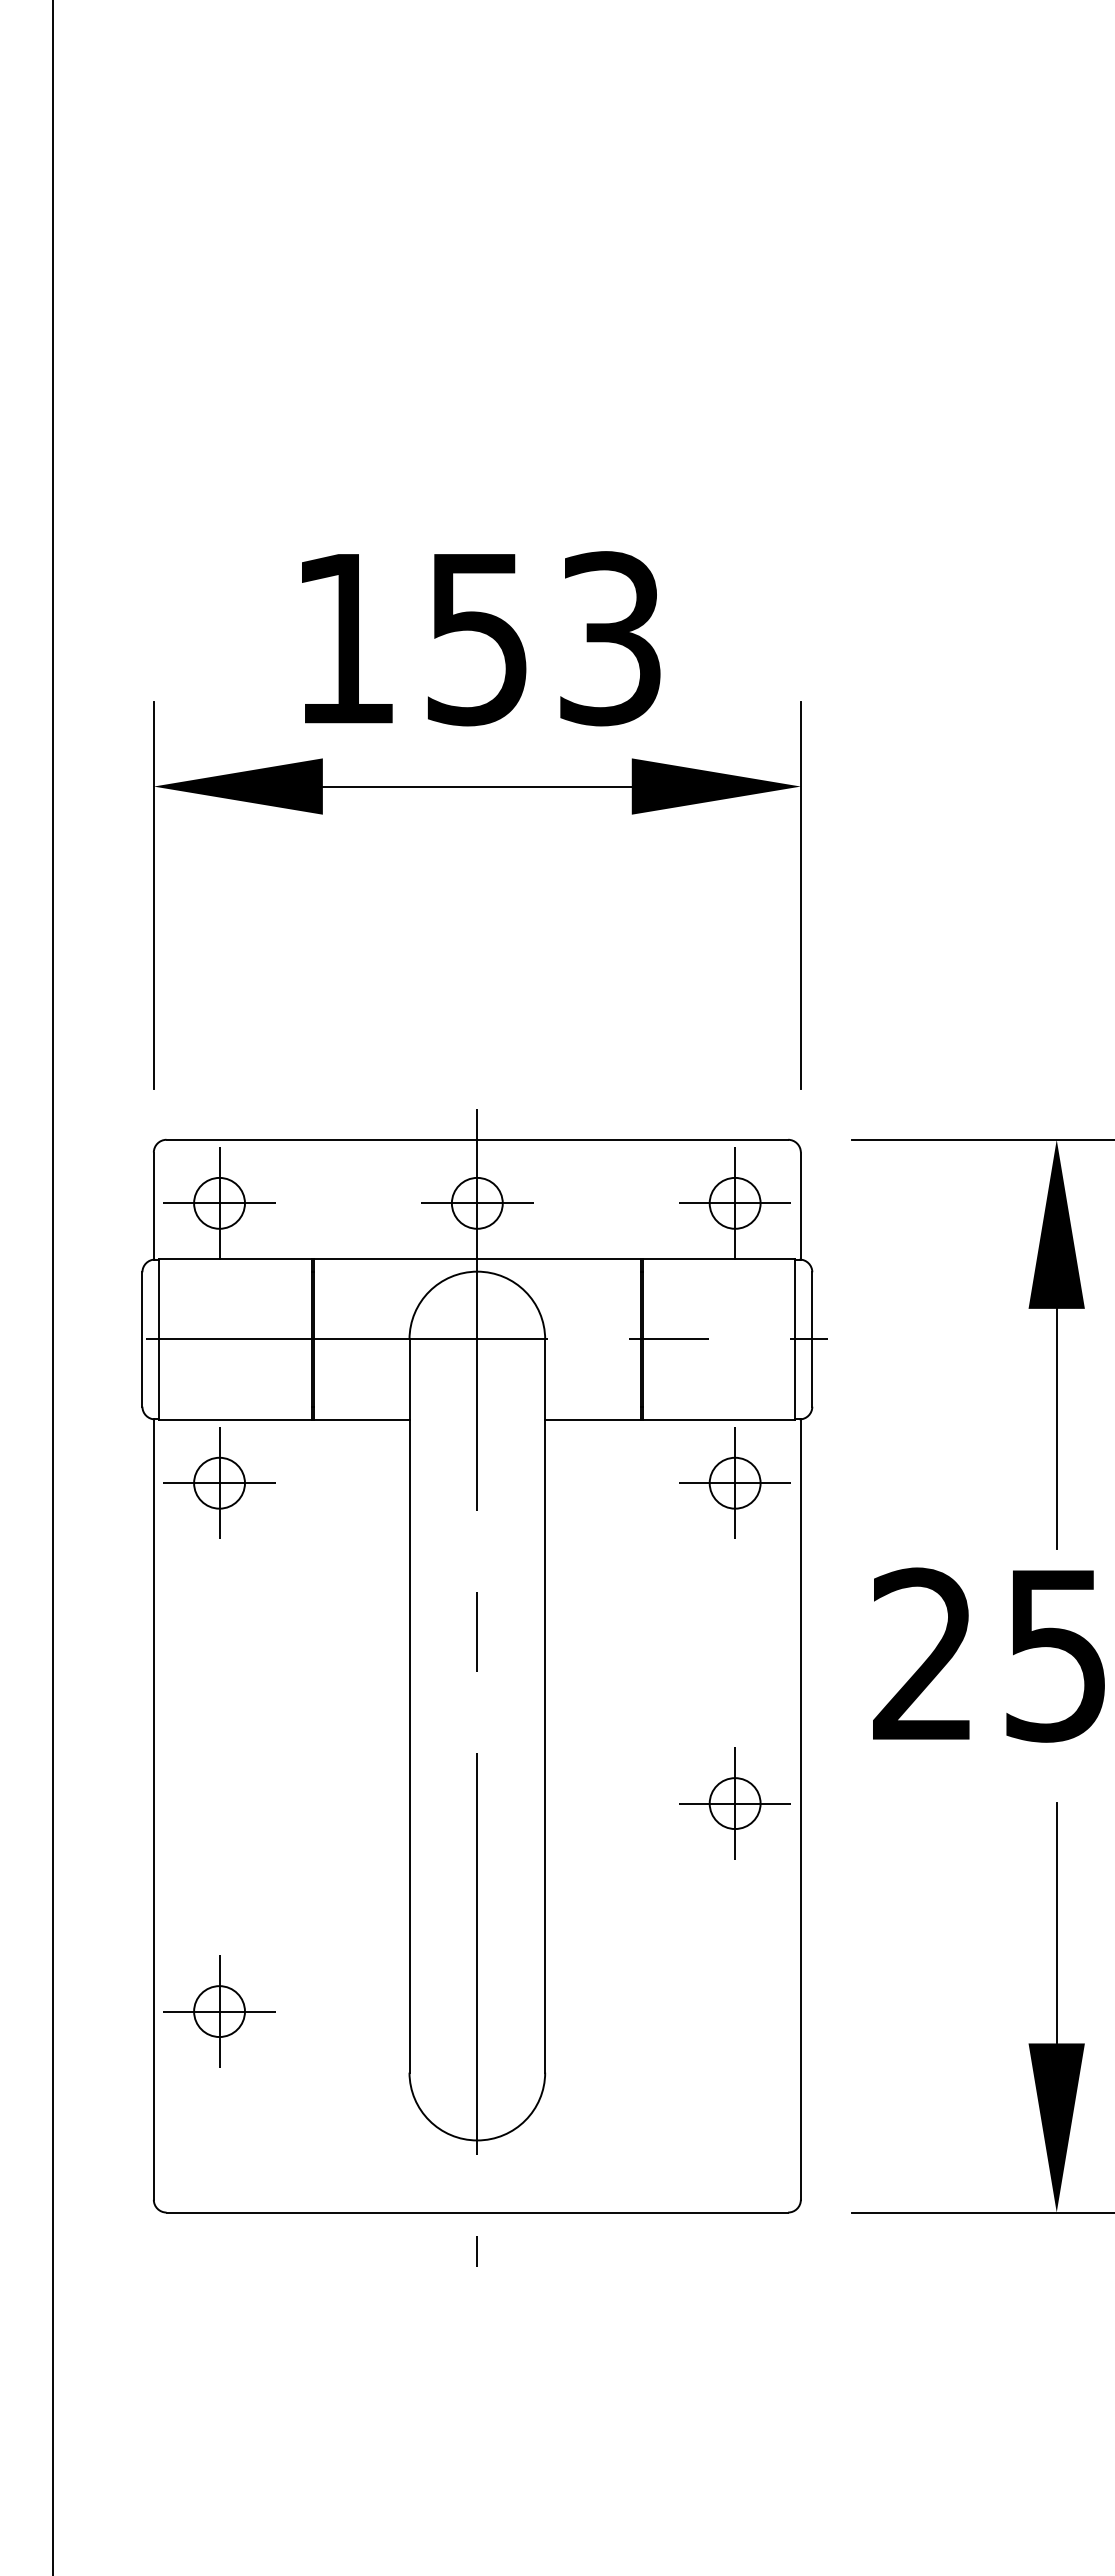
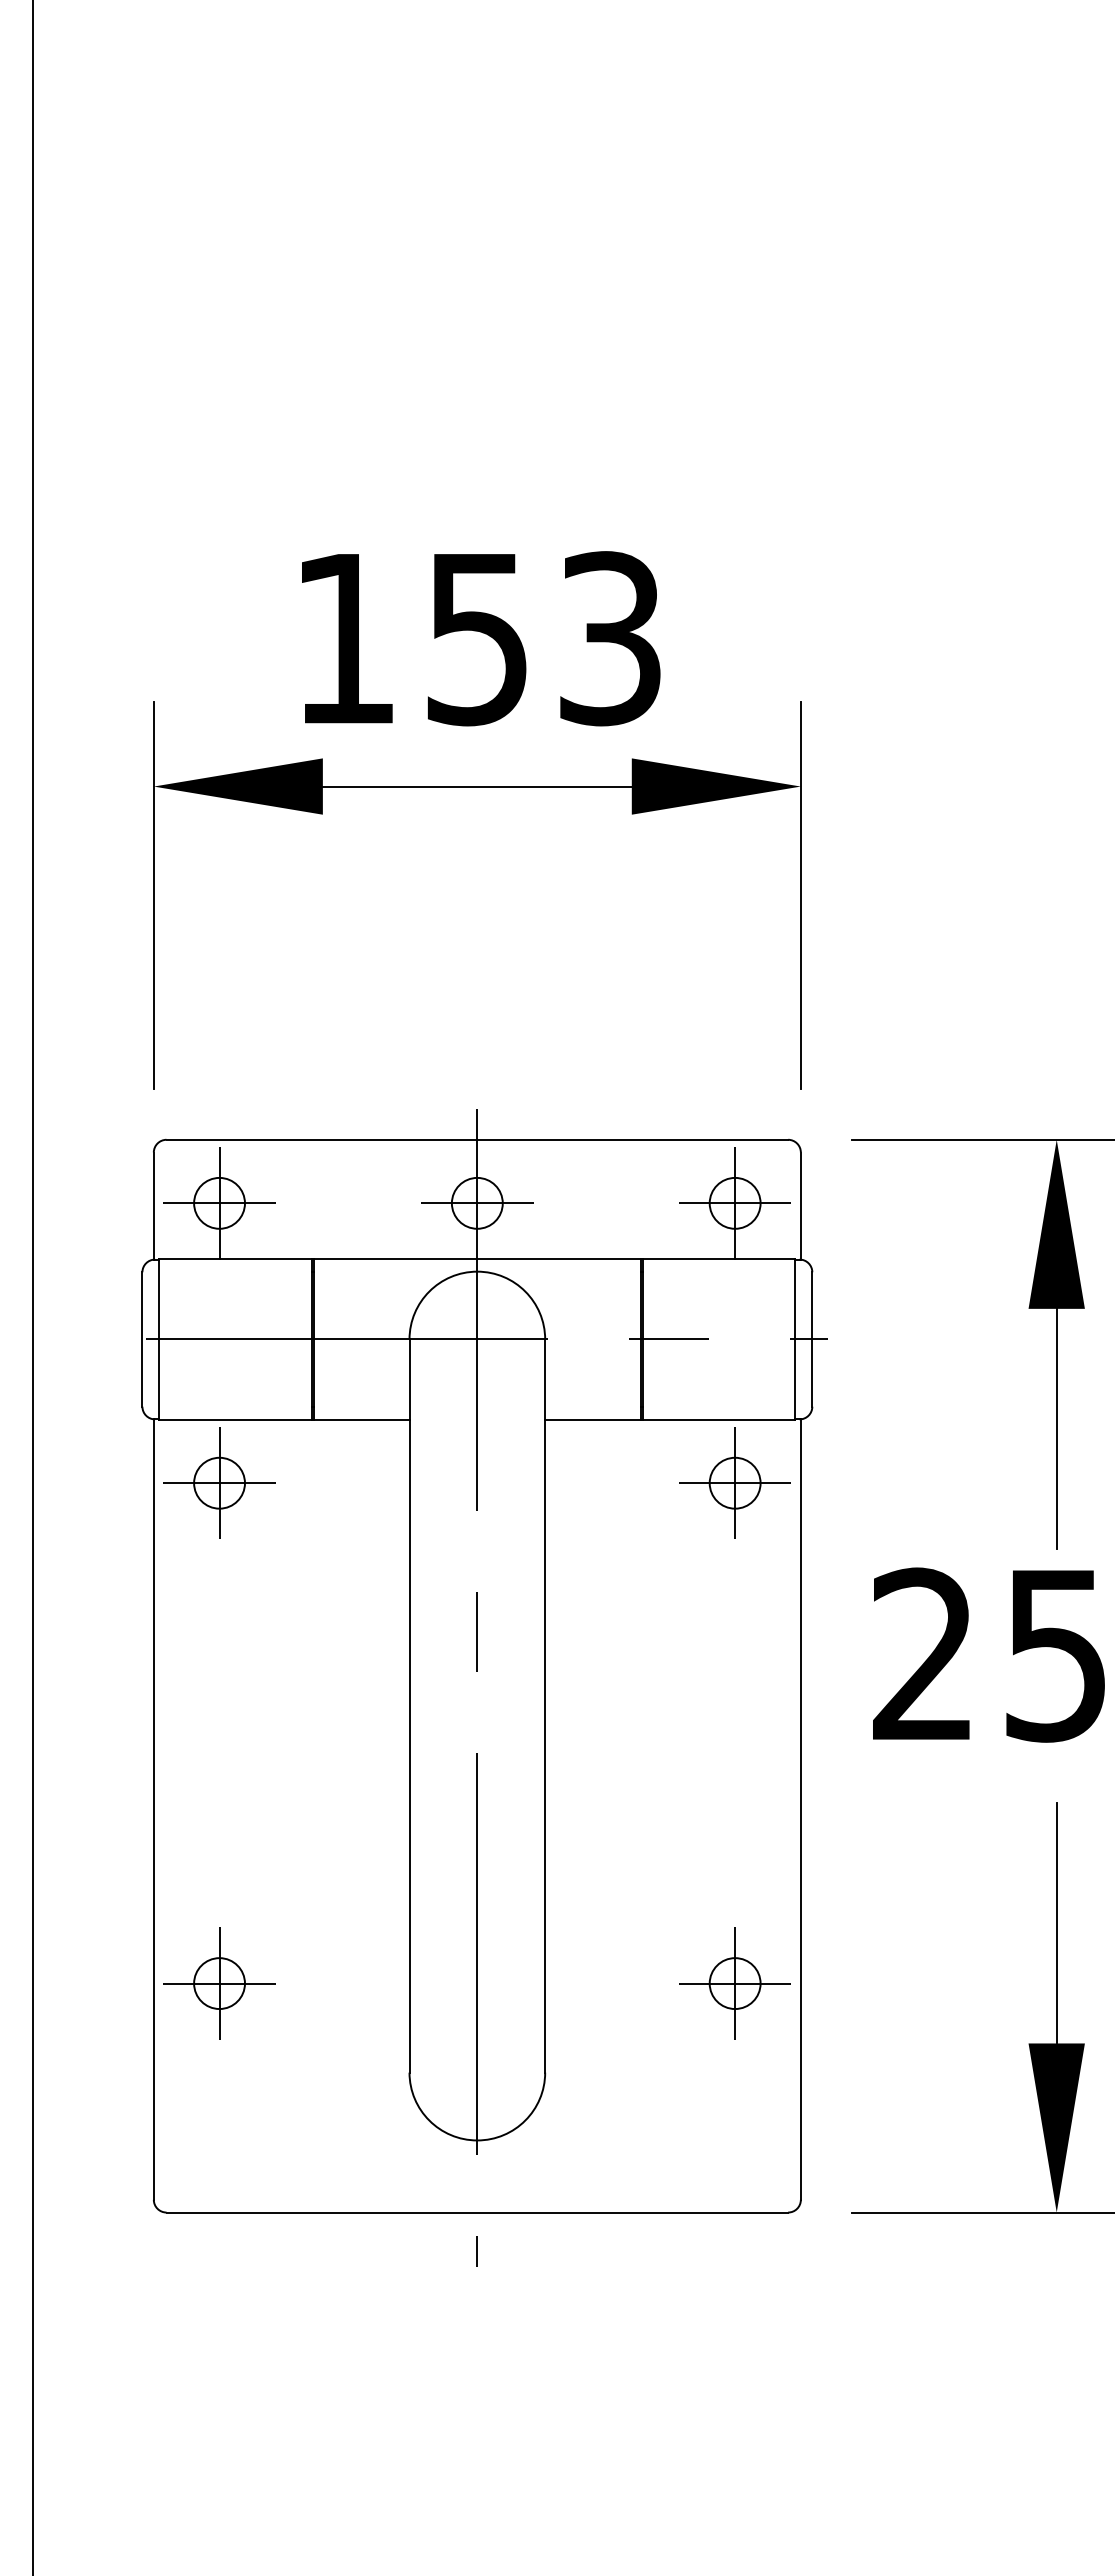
line position: (53, 1287) -> (33, 1287) (33, 1287)
part position: (734, 1803) -> (734, 1983) (734, 1983)
part position: (219, 2011) -> (219, 1983) (219, 1983)
